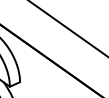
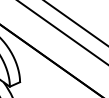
line: none -> present (75, 23)
line position: (67, 28) -> (62, 32) (62, 32)
